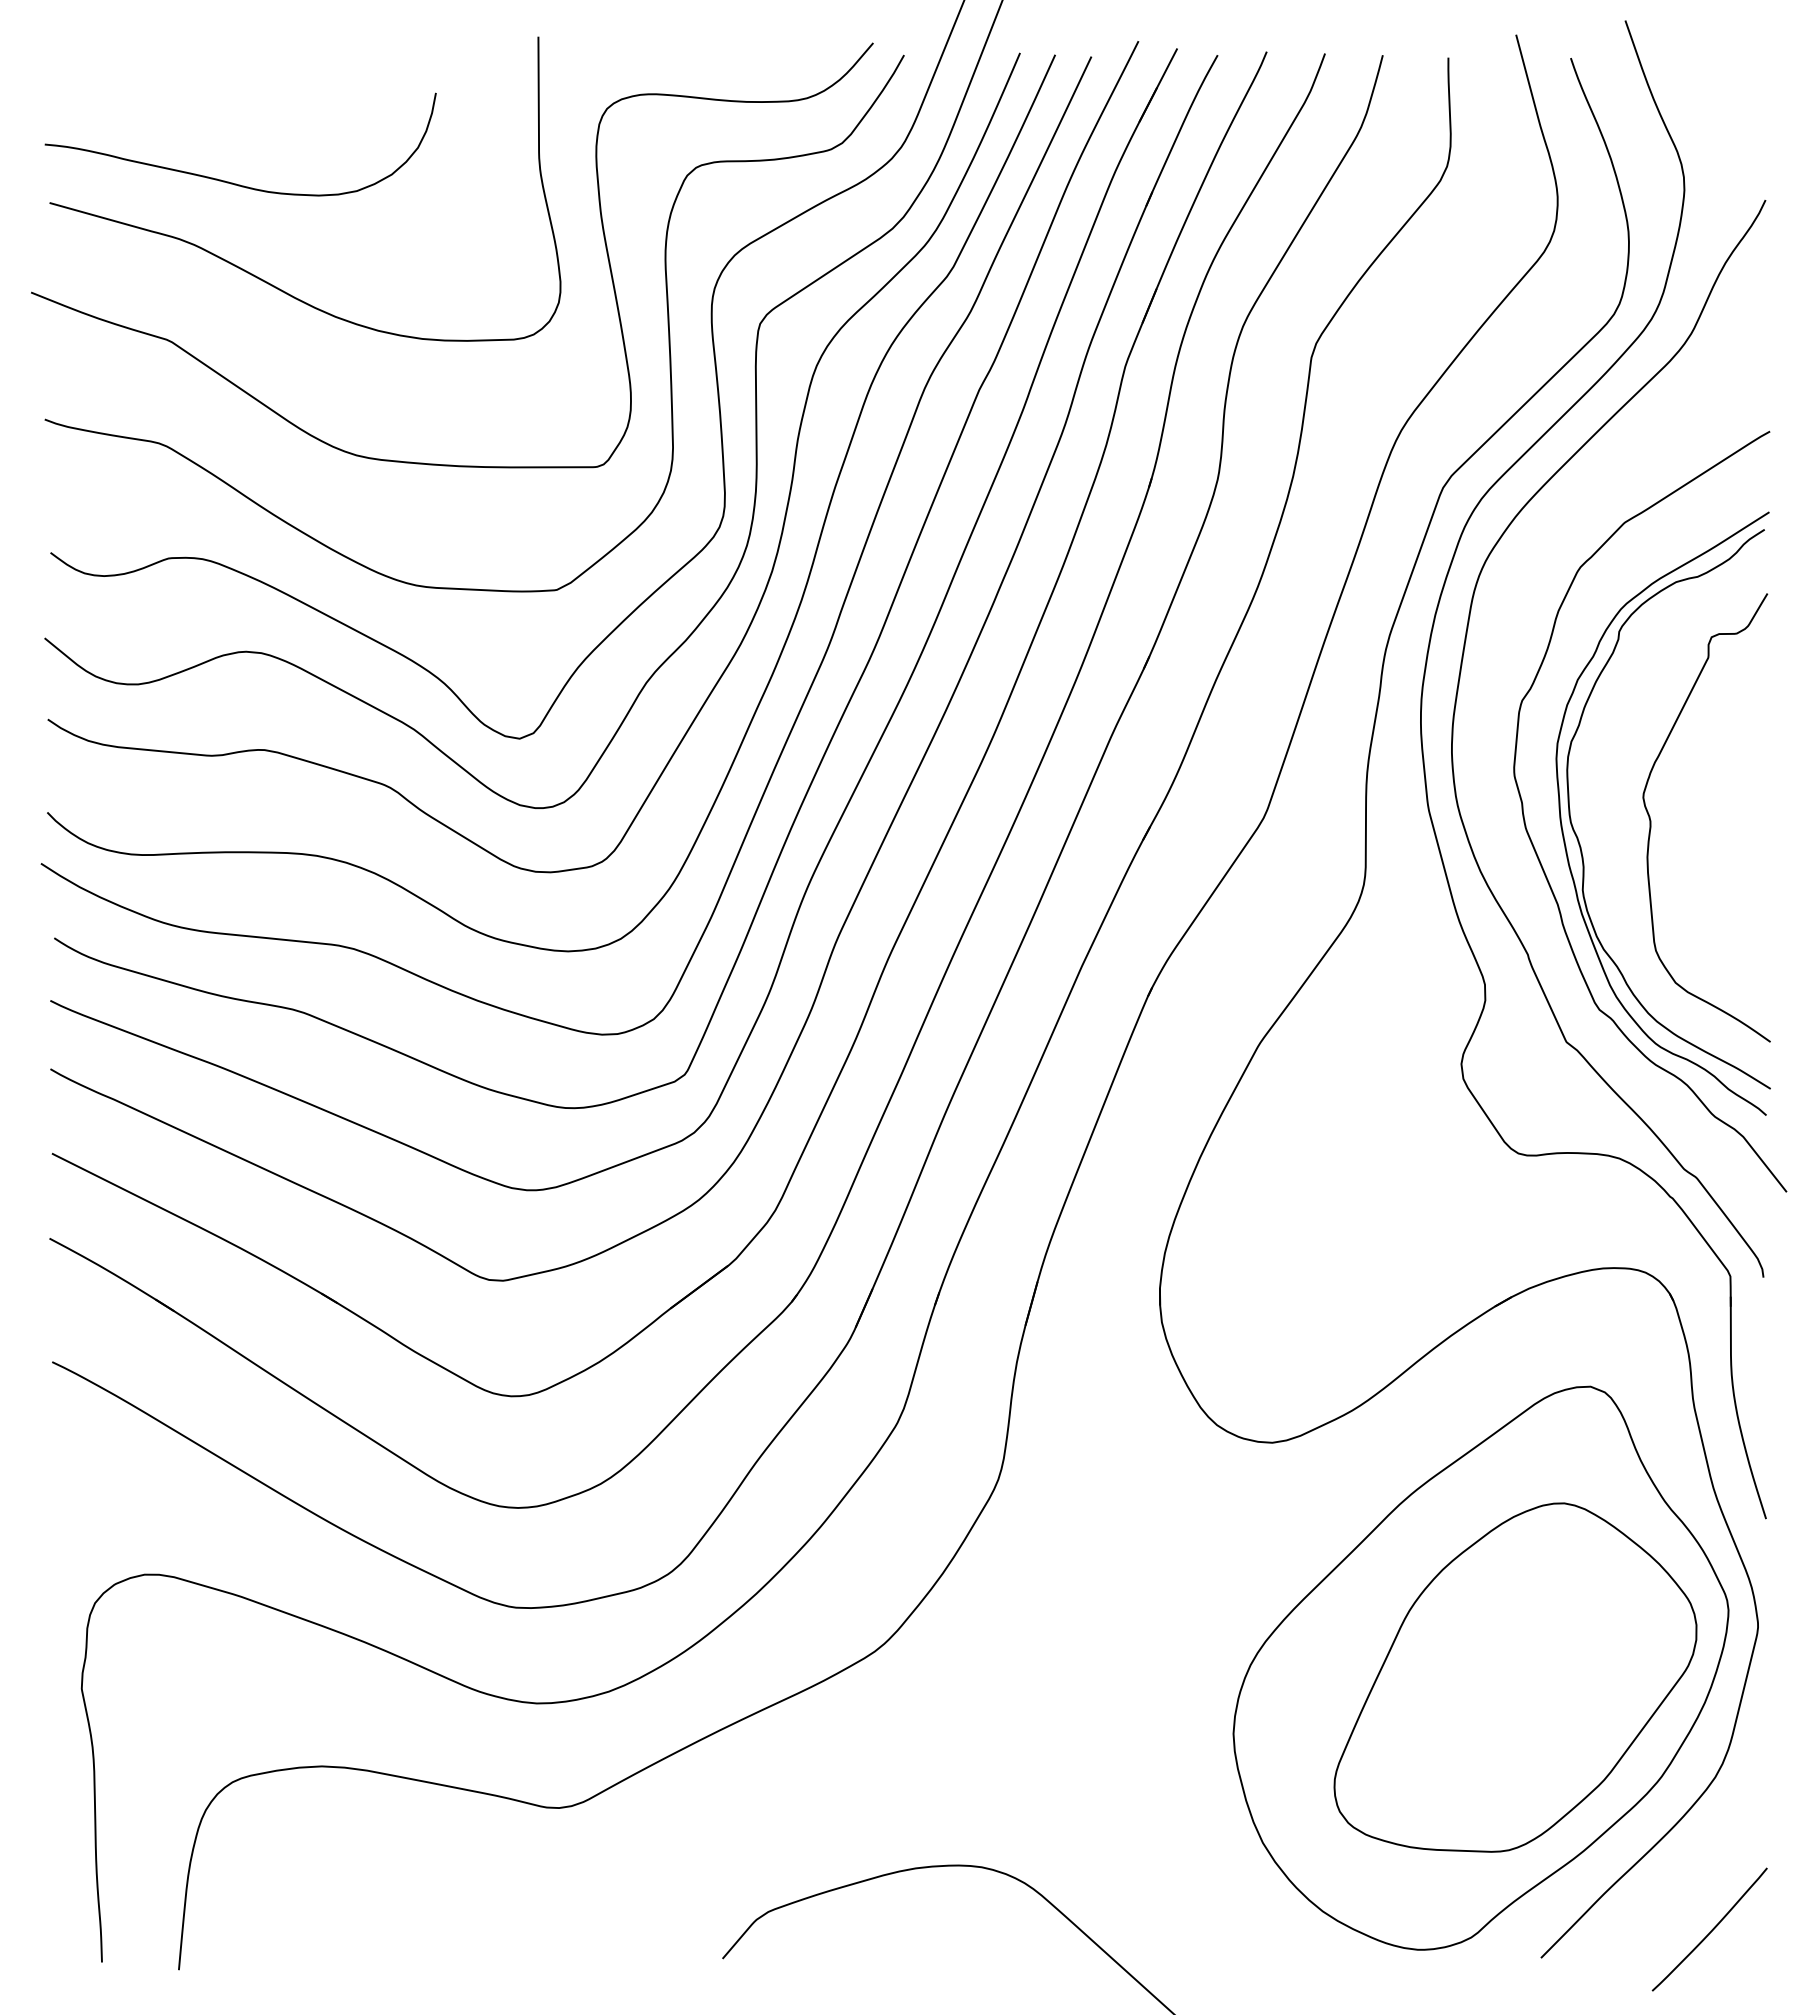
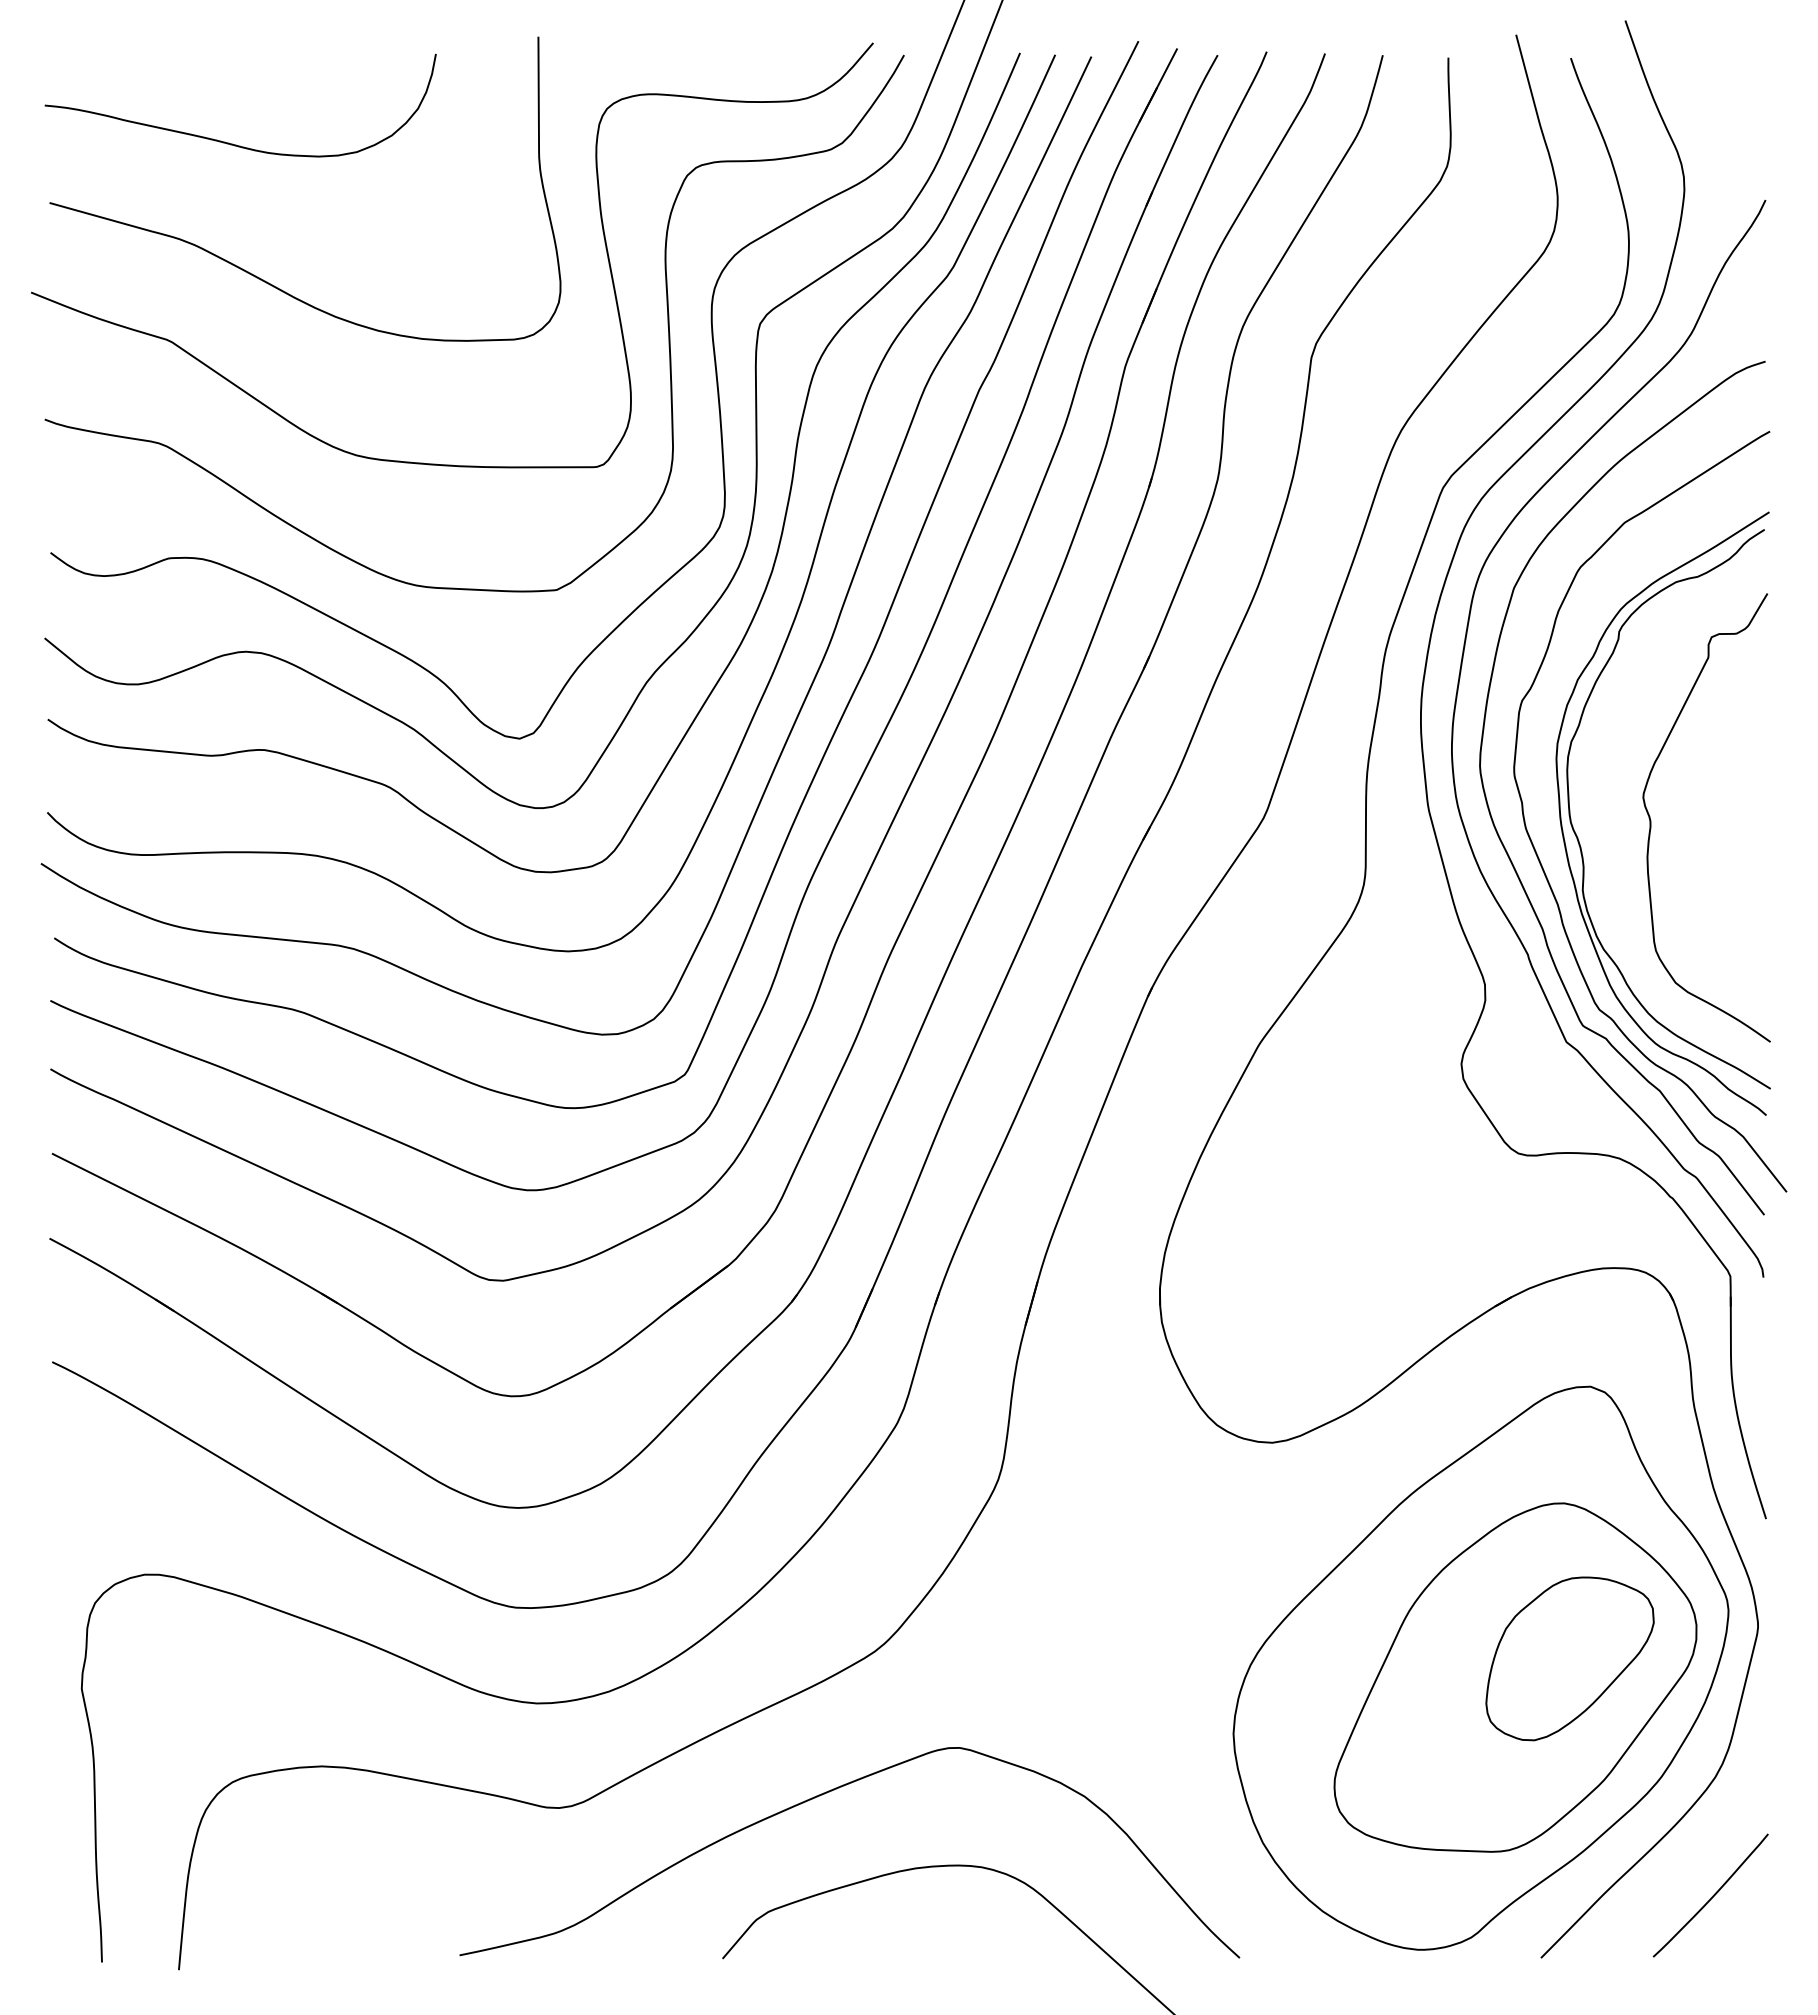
curve position: (232, 182) -> (232, 143) (232, 143)
curve: none -> present (1505, 847)
part: none -> present (1569, 1658)
curve: none -> present (827, 1793)
curve position: (1710, 1930) -> (1711, 1896) (1711, 1896)
